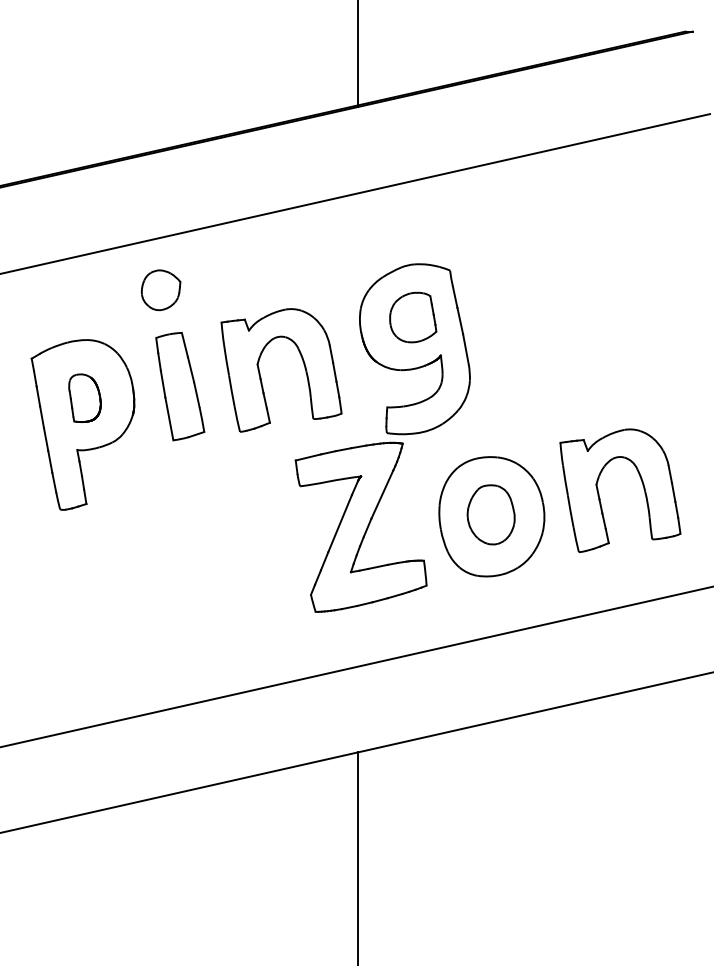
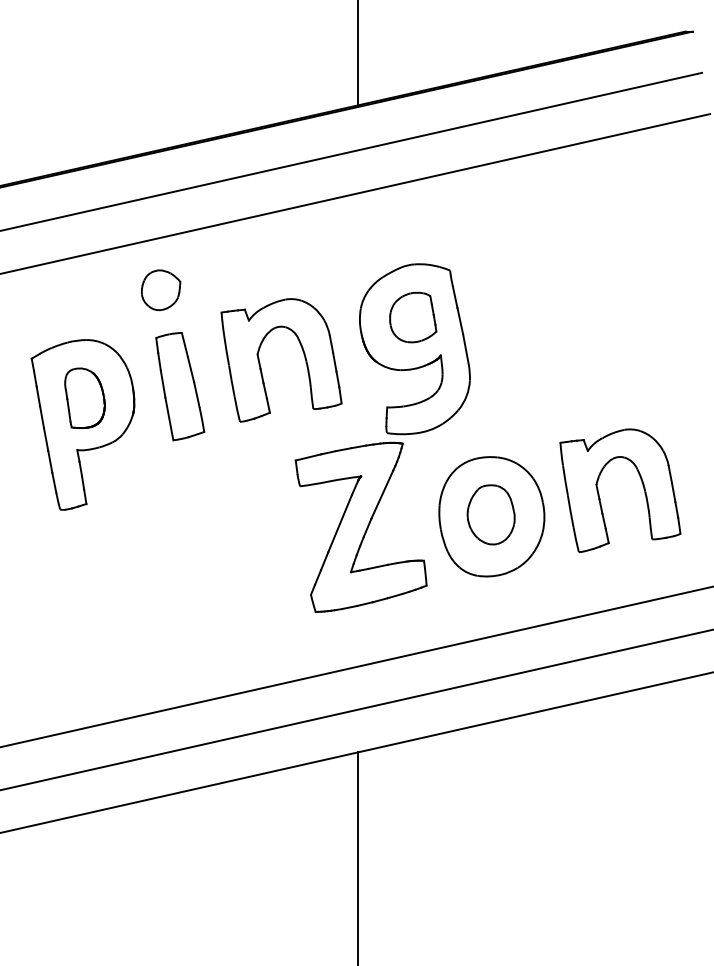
line: none -> present (352, 151)
part position: (260, 372) -> (260, 362) (260, 362)
part size: 34x50 px -> 42x62 px (84, 397)
line: none -> present (356, 709)
